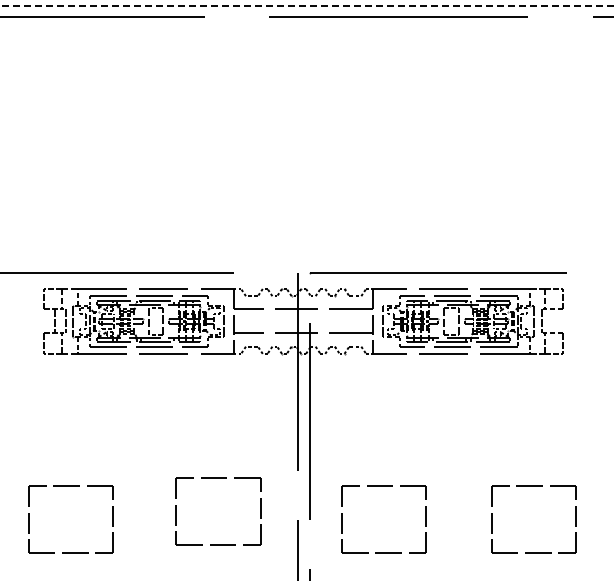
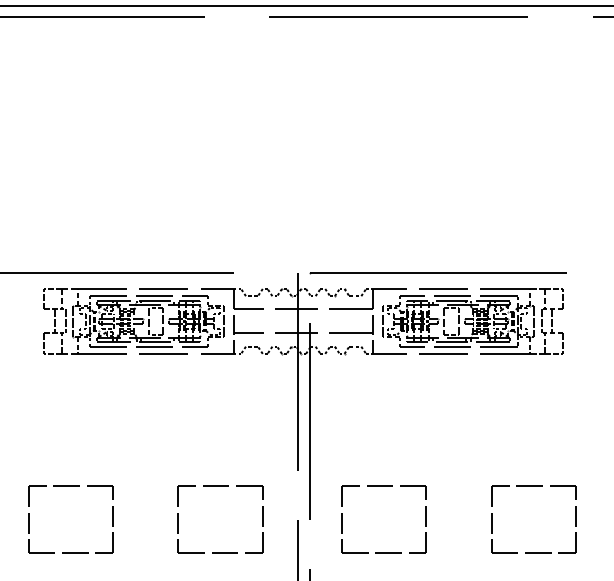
line: dashed -> solid (307, 5)
line: none -> present (552, 321)
part position: (218, 478) -> (220, 486) (220, 486)
